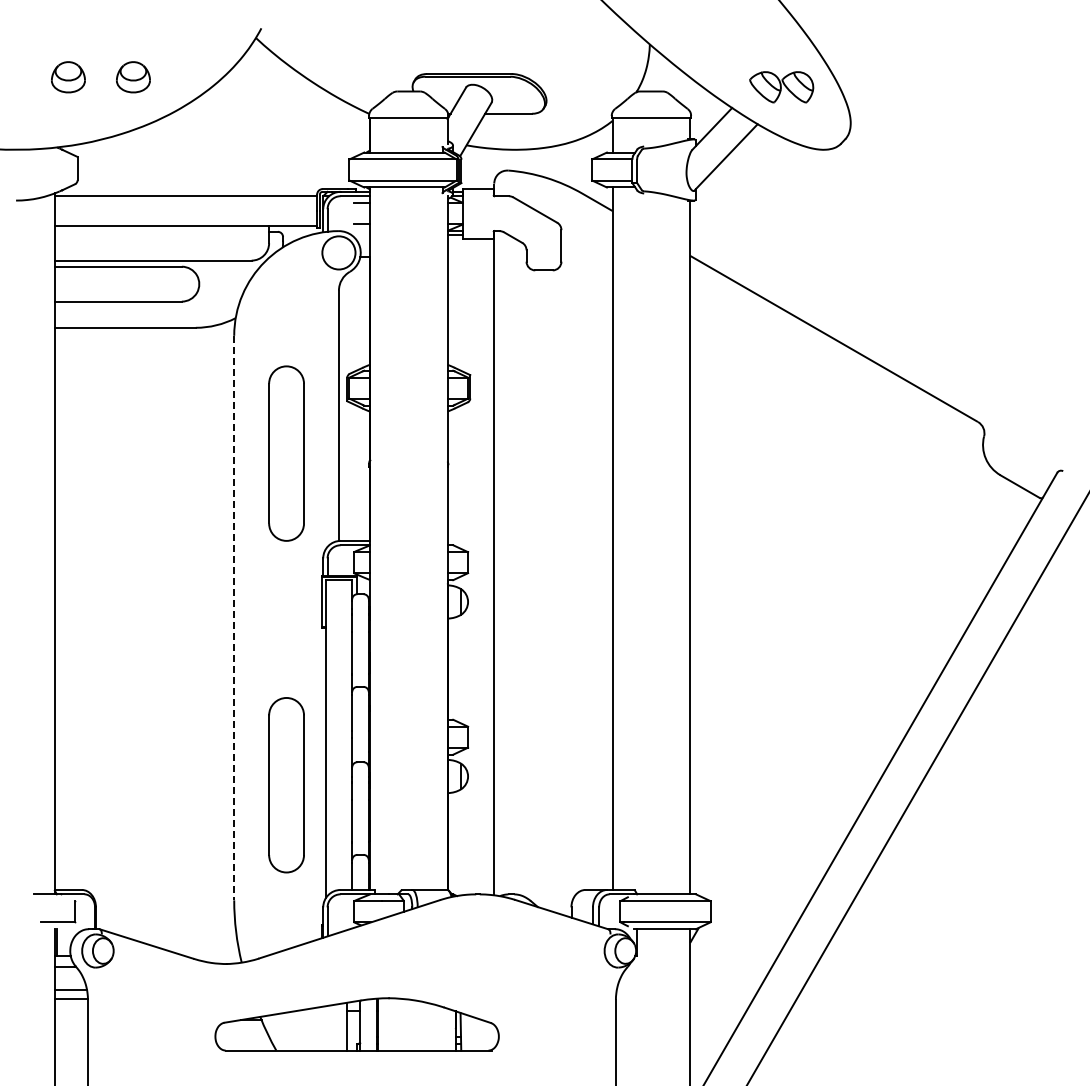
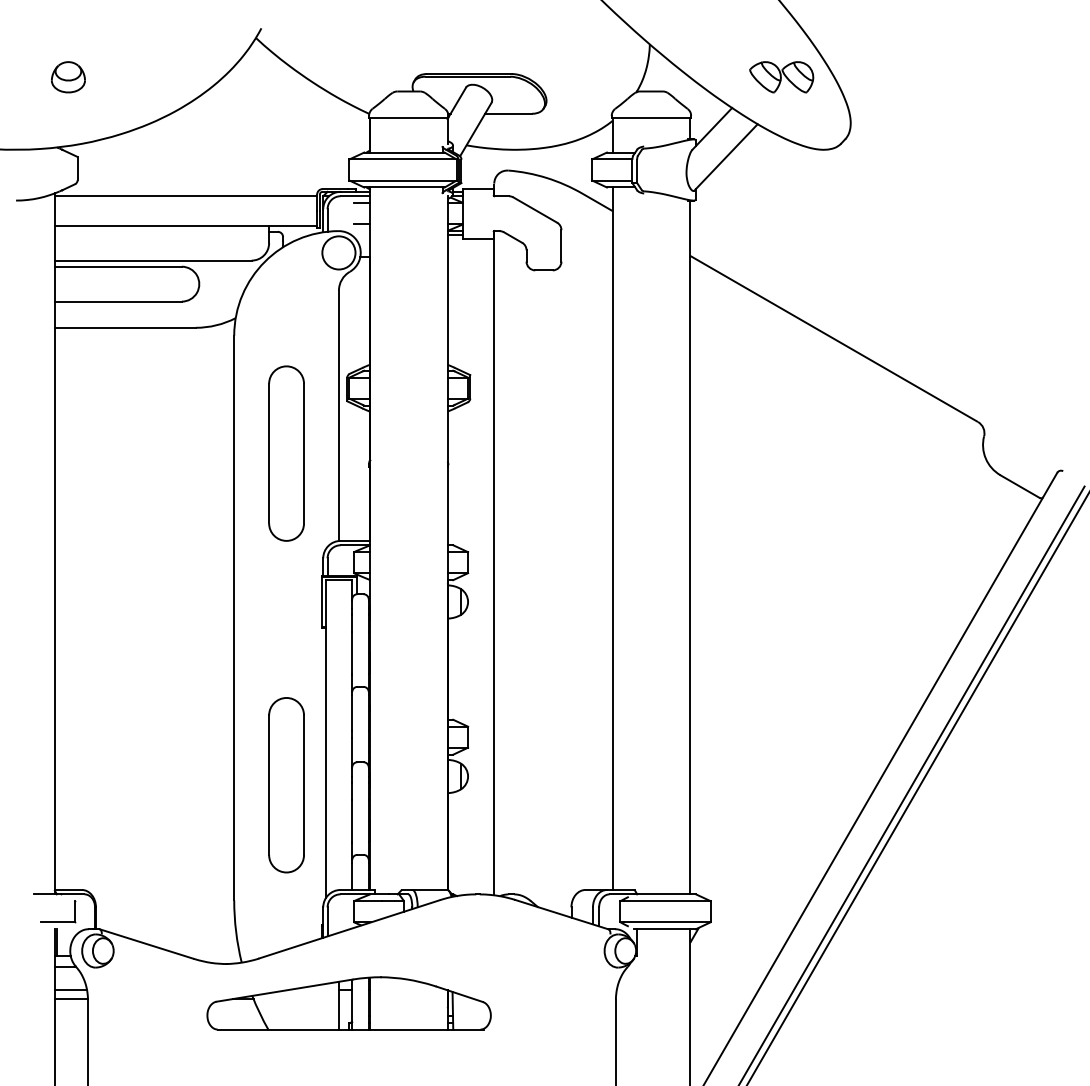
part: present -> none (133, 77)
part position: (781, 87) -> (781, 77) (781, 77)
line: dashed -> solid (234, 618)
line: none -> present (912, 784)
part position: (356, 1024) -> (348, 1003) (348, 1003)
